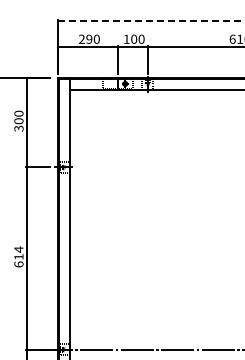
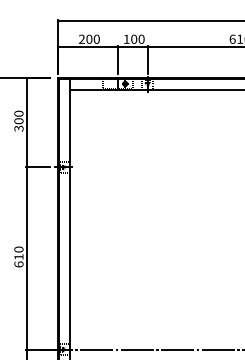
line: dashed -> solid (151, 20)
text: 290 -> 200 (89, 38)
text: 614 -> 610 (18, 249)
